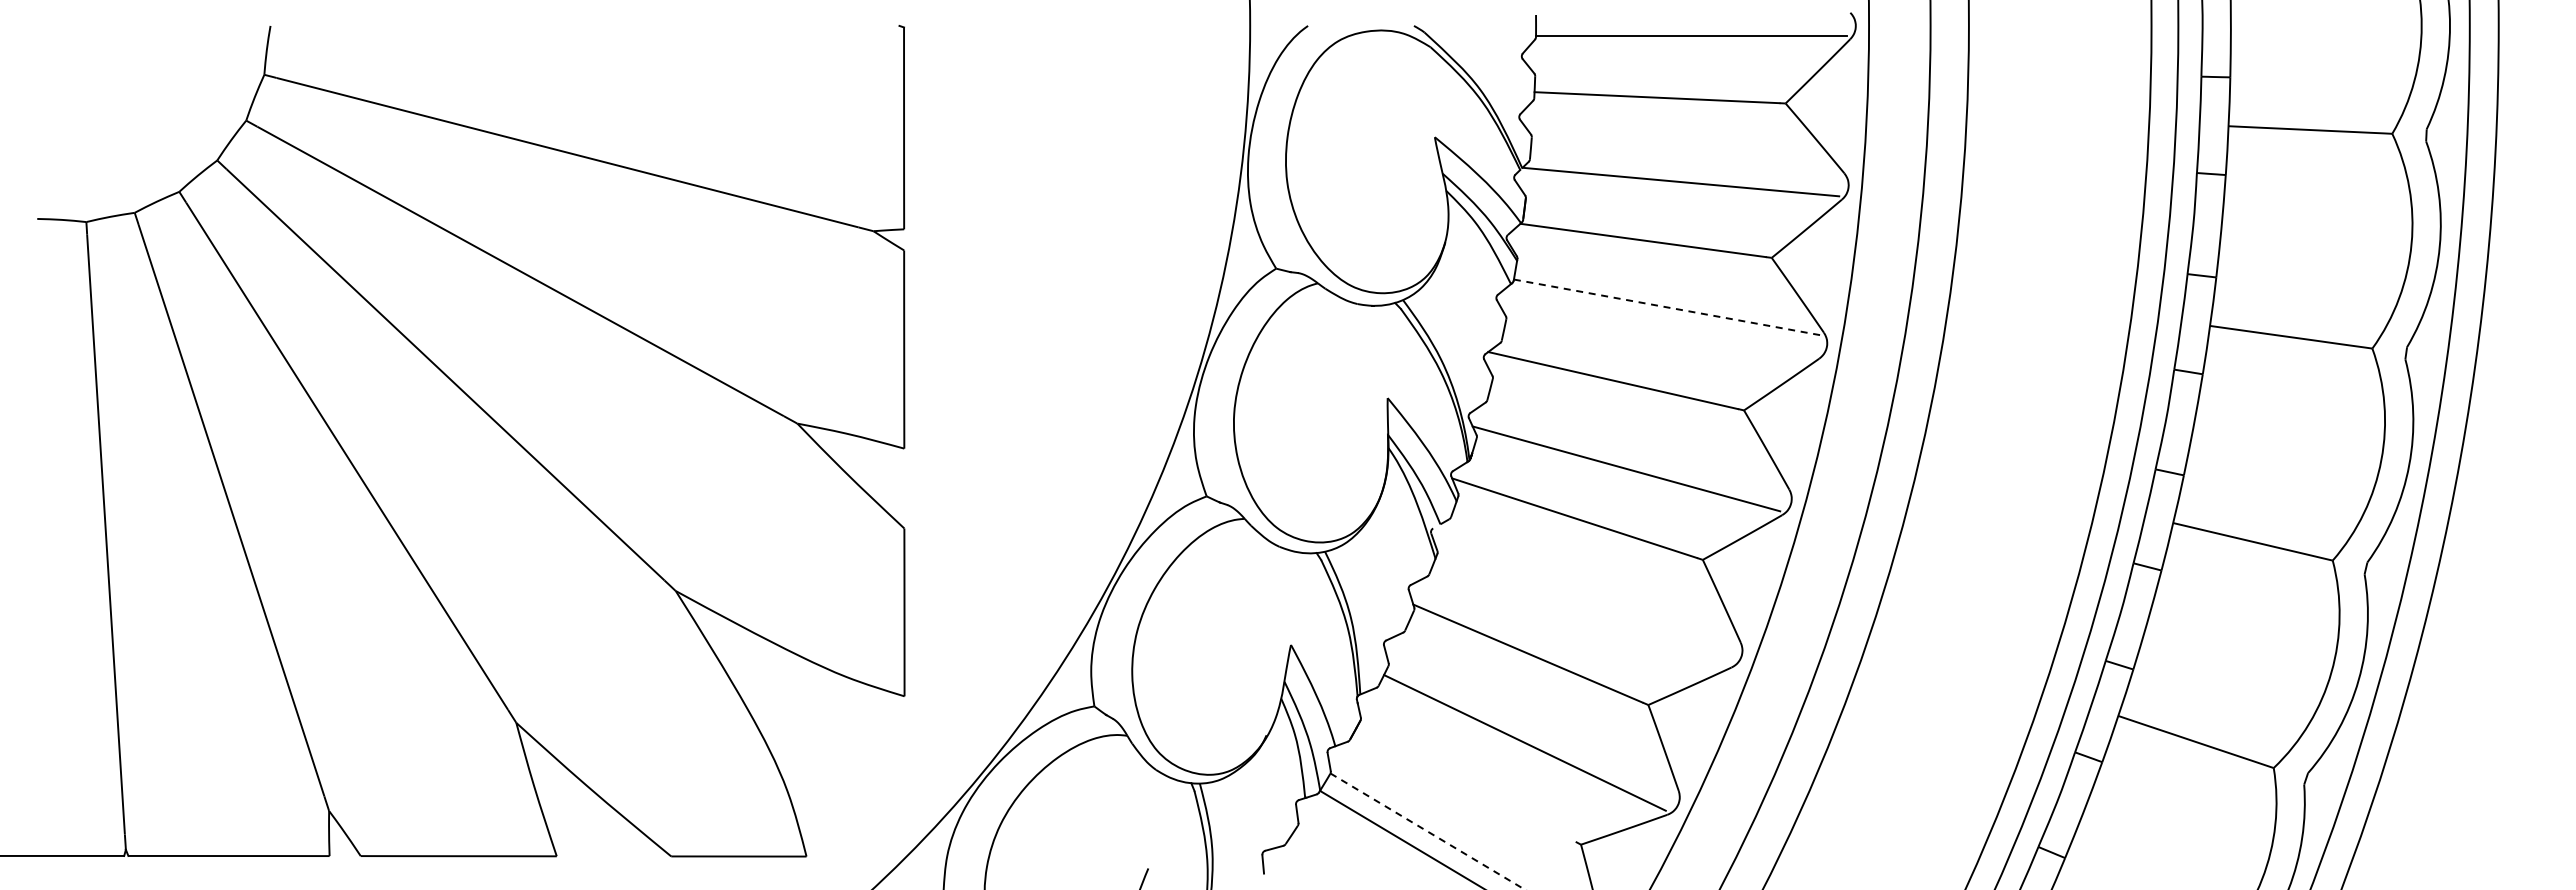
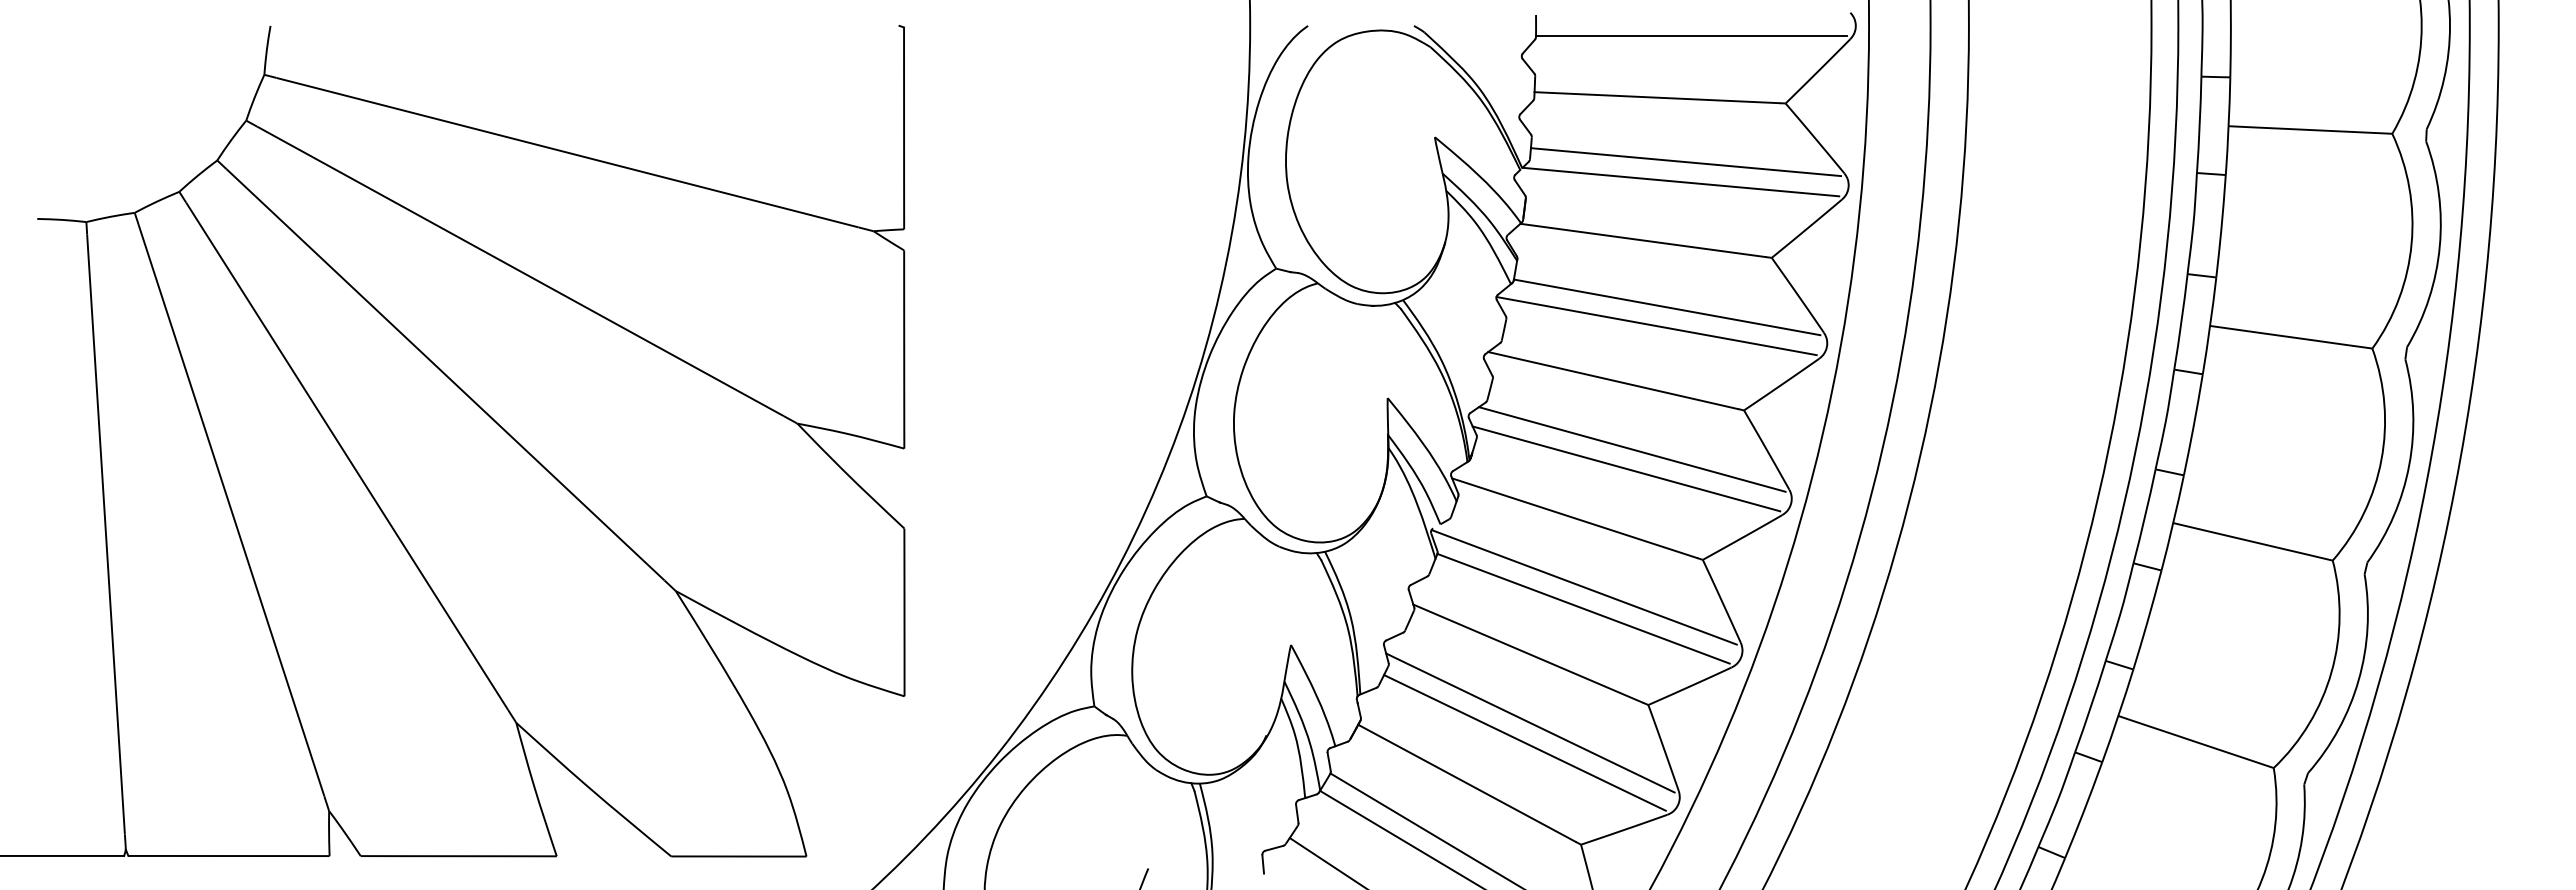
line: none -> present (1685, 162)
line: dashed -> solid (1667, 307)
line: none -> present (1656, 326)
line: none -> present (1631, 449)
line: none -> present (1583, 587)
line: none -> present (1583, 608)
line: none -> present (1530, 722)
line: none -> present (1466, 782)
line: dashed -> solid (1428, 831)
line: none -> present (1326, 862)
